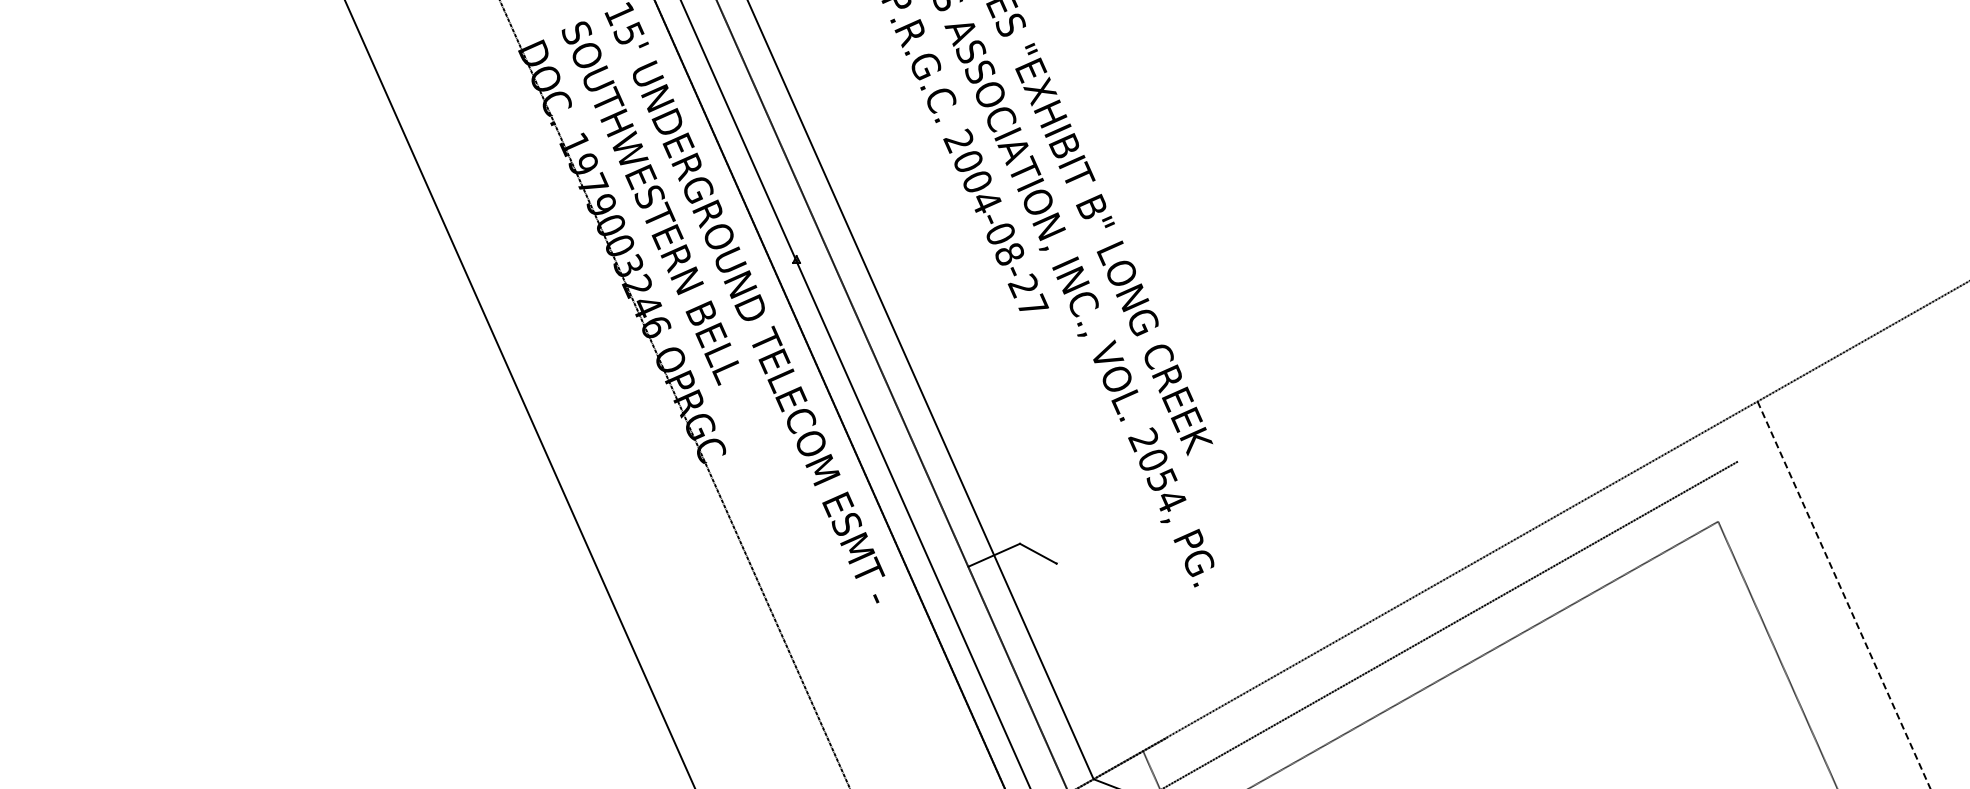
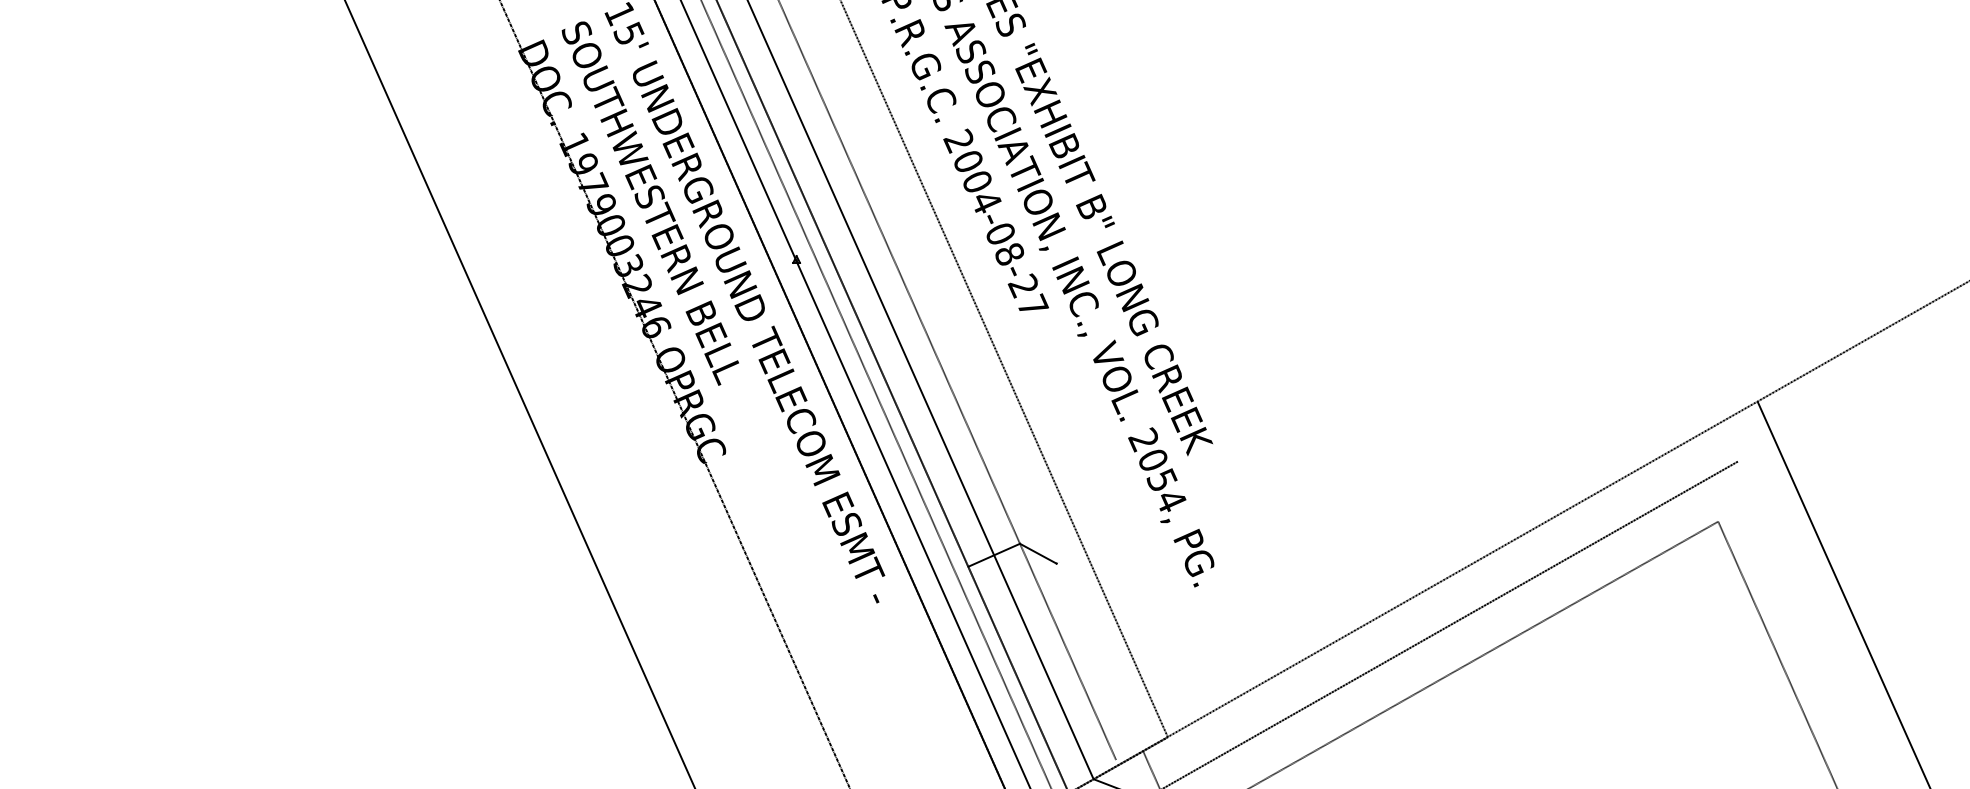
line: none -> present (1004, 369)
line: none -> present (947, 381)
line: none -> present (875, 393)
line: dashed -> solid (1844, 595)
